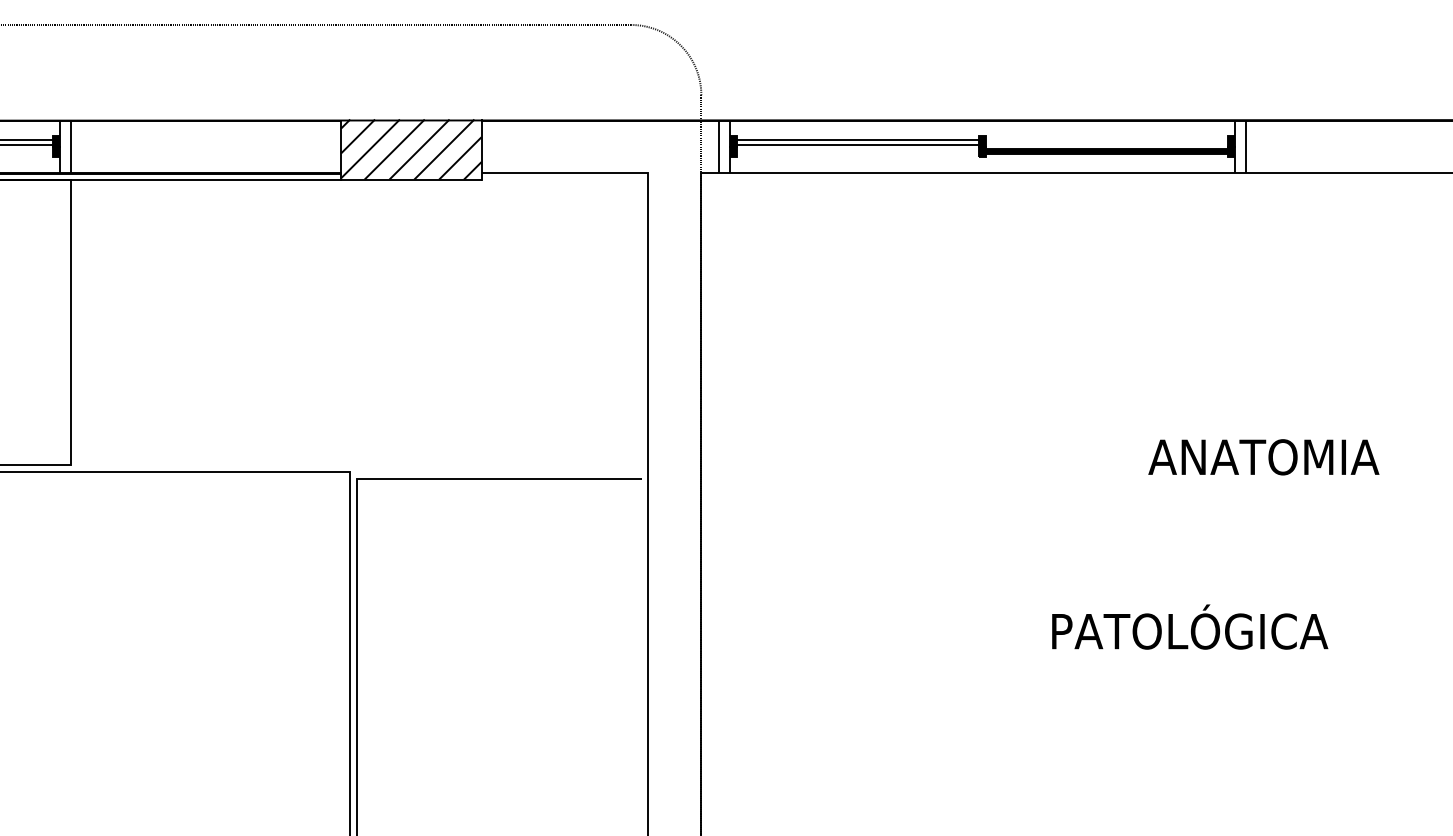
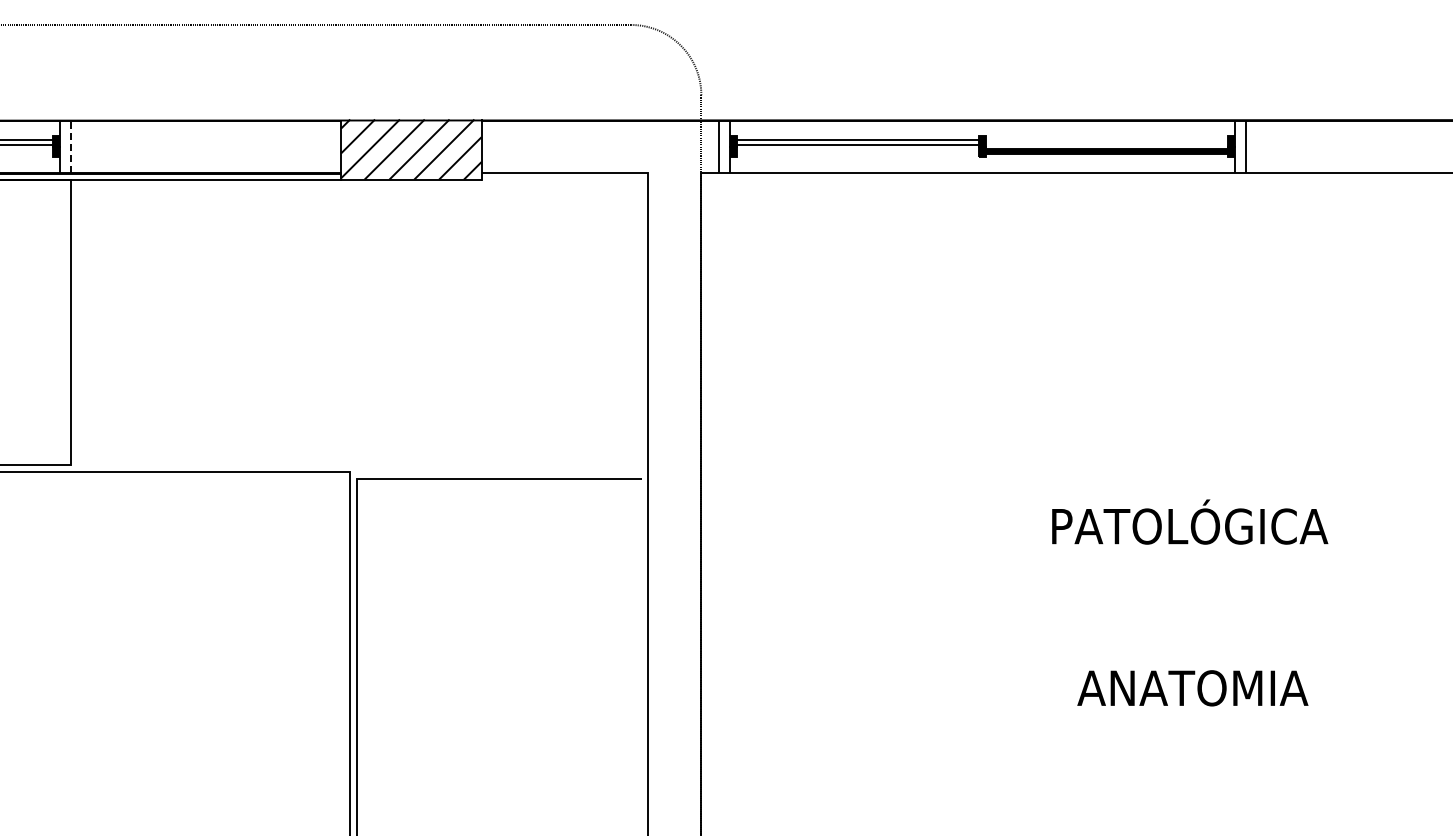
line: solid -> dashed (70, 146)
text position: (1263, 457) -> (1192, 688) (1192, 688)
text position: (1190, 626) -> (1190, 521) (1190, 521)
